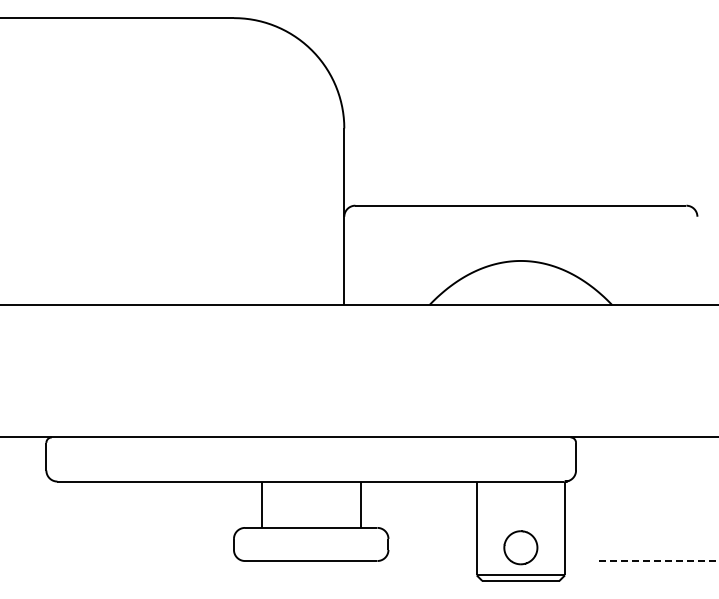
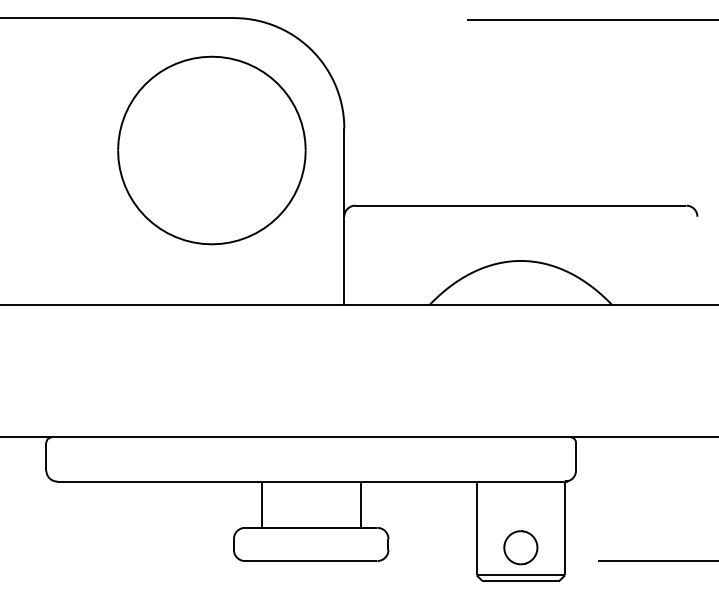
line: none -> present (591, 20)
part: none -> present (211, 150)
line: dashed -> solid (659, 560)
